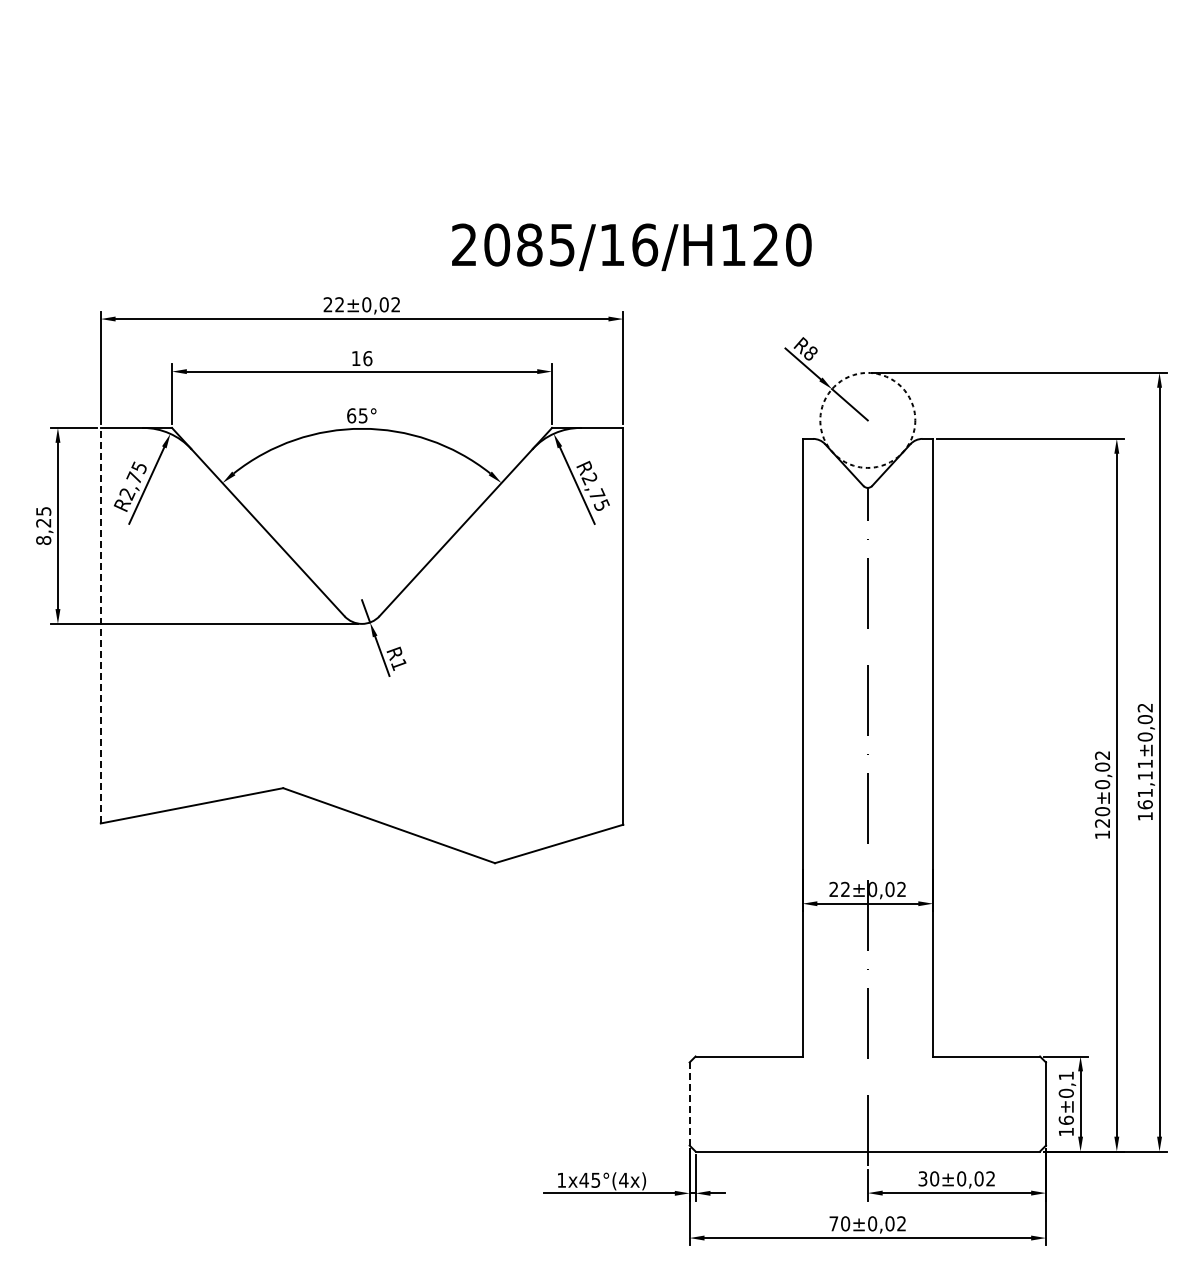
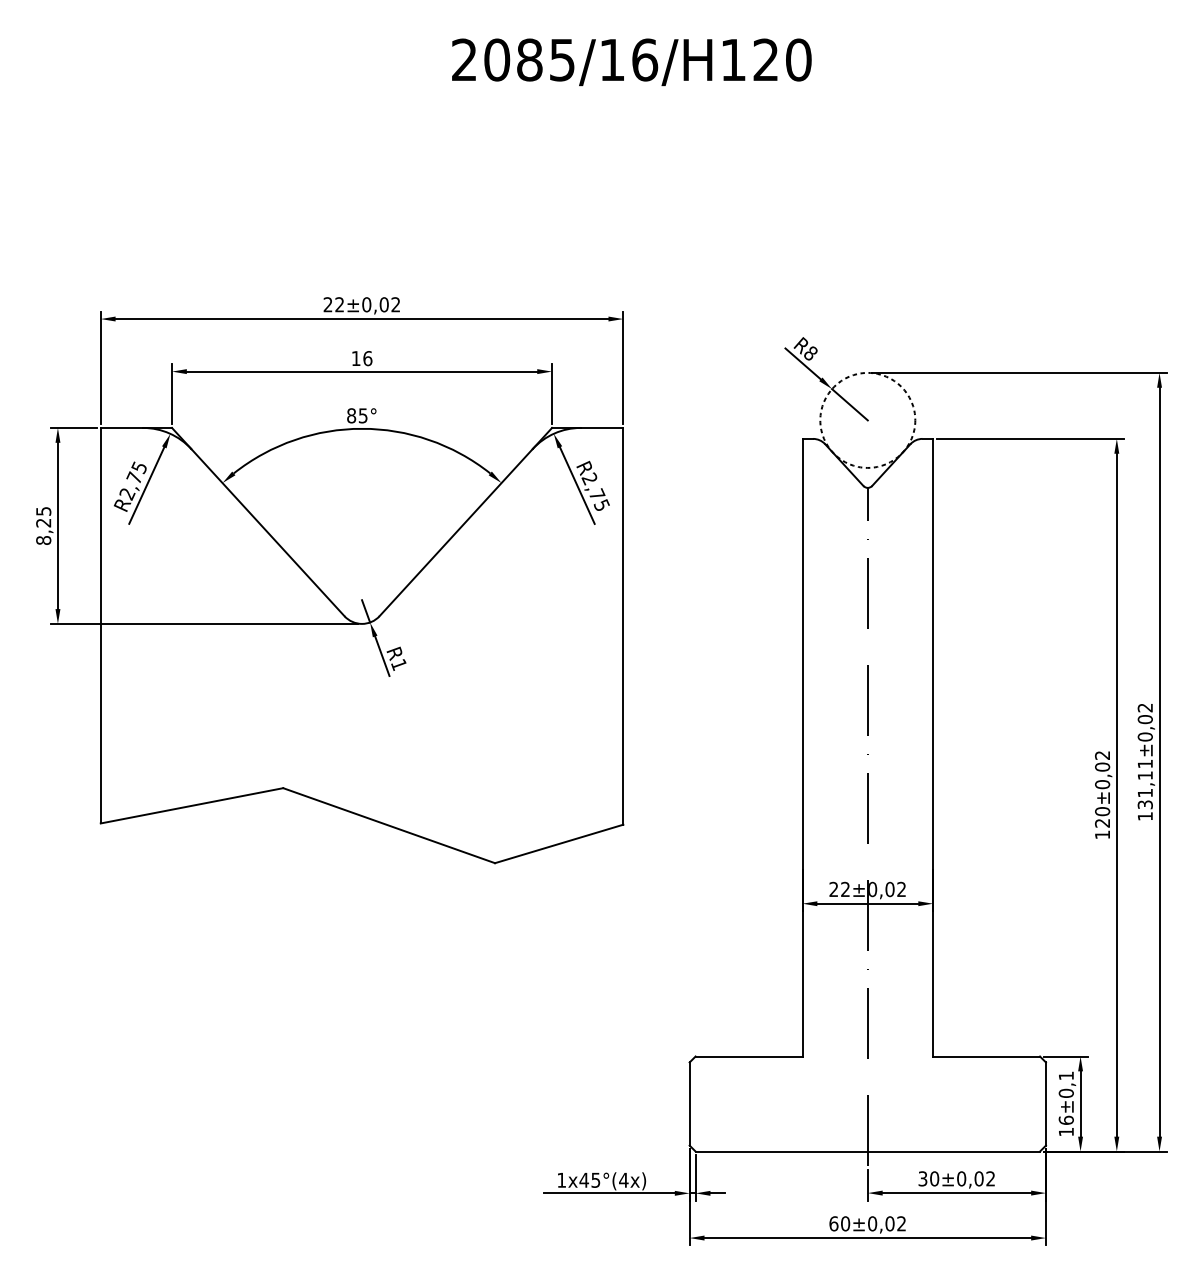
text position: (631, 247) -> (631, 62) (631, 62)
text: 65° -> 85° (351, 415)
line: dashed -> solid (100, 625)
text: 161,11±0,02 -> 131,11±0,02 (1144, 804)
line: dashed -> solid (689, 1104)
text: 70±0,02 -> 60±0,02 (833, 1223)
